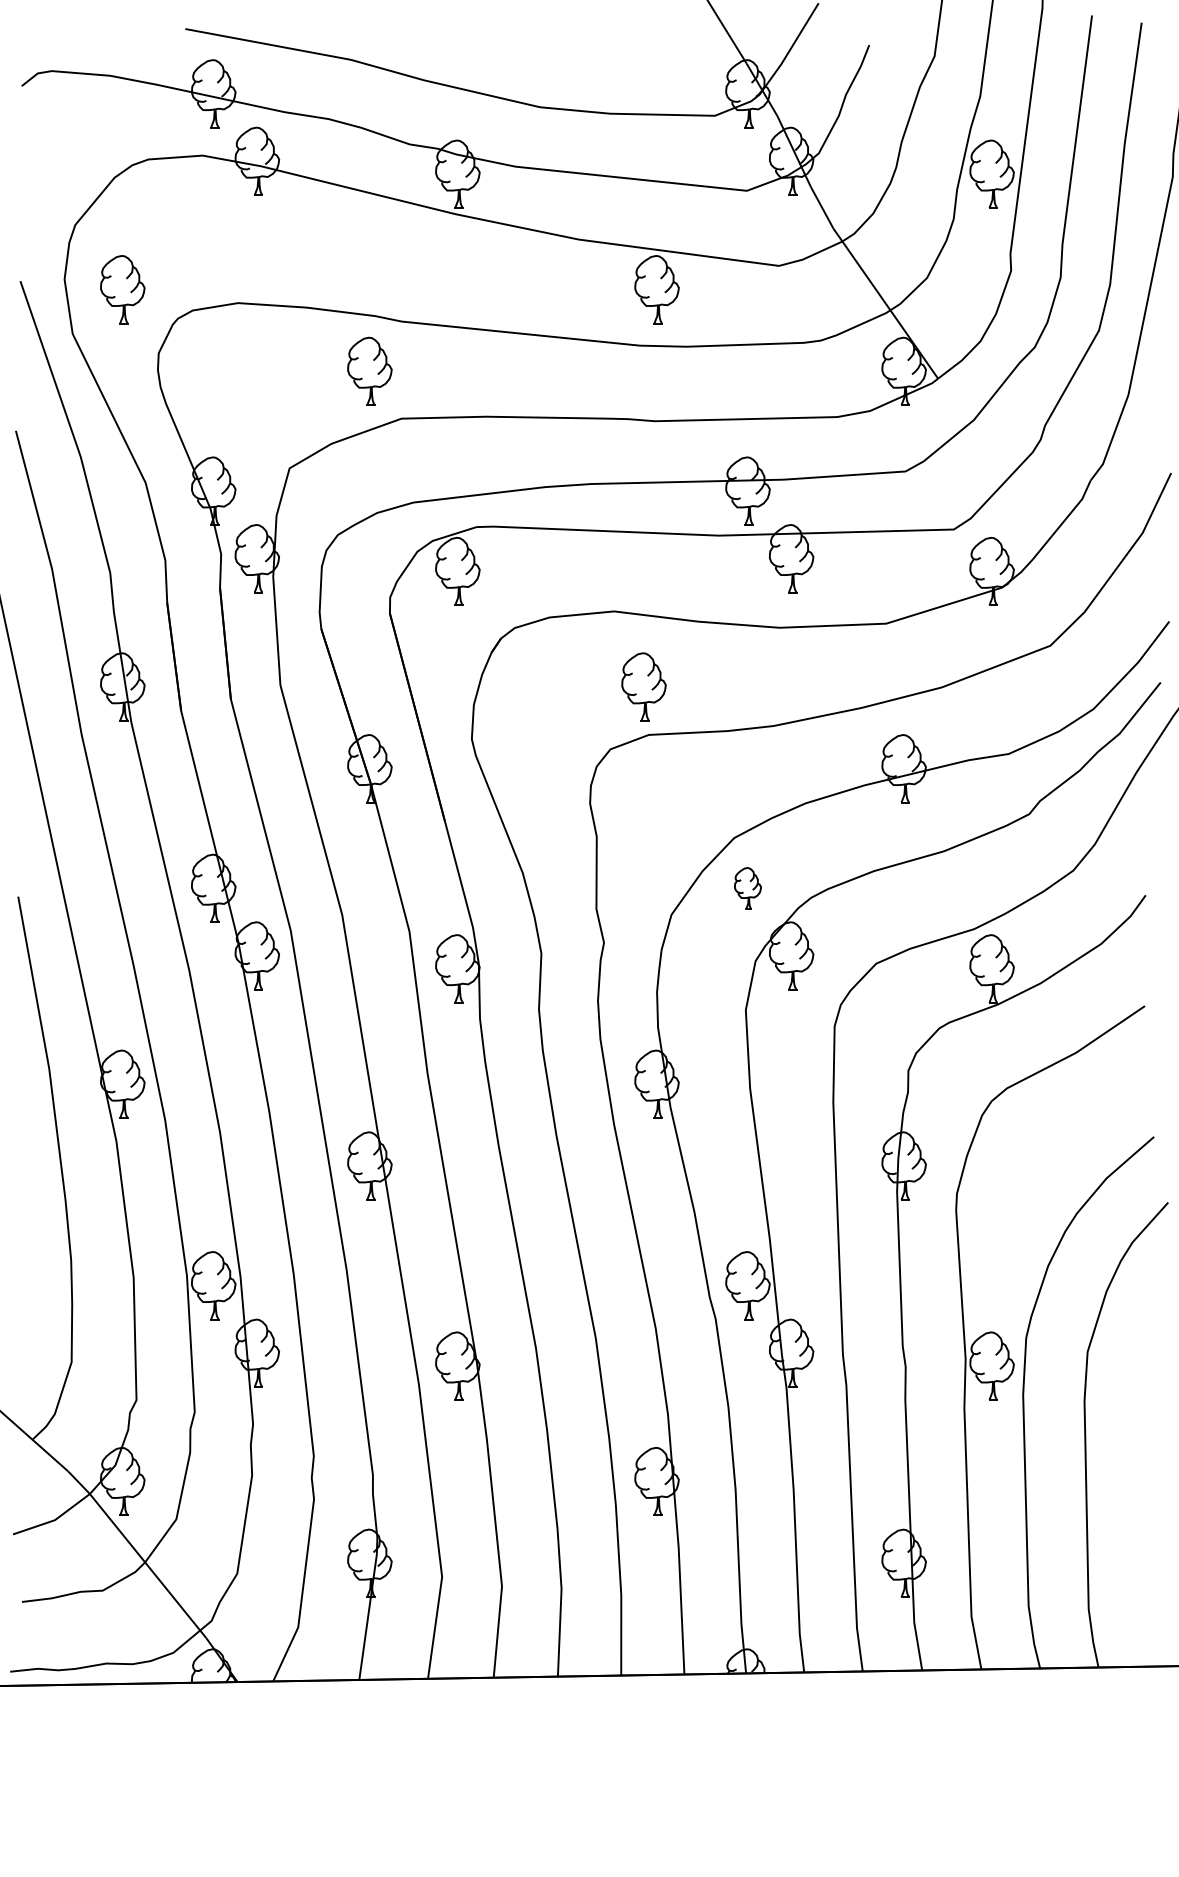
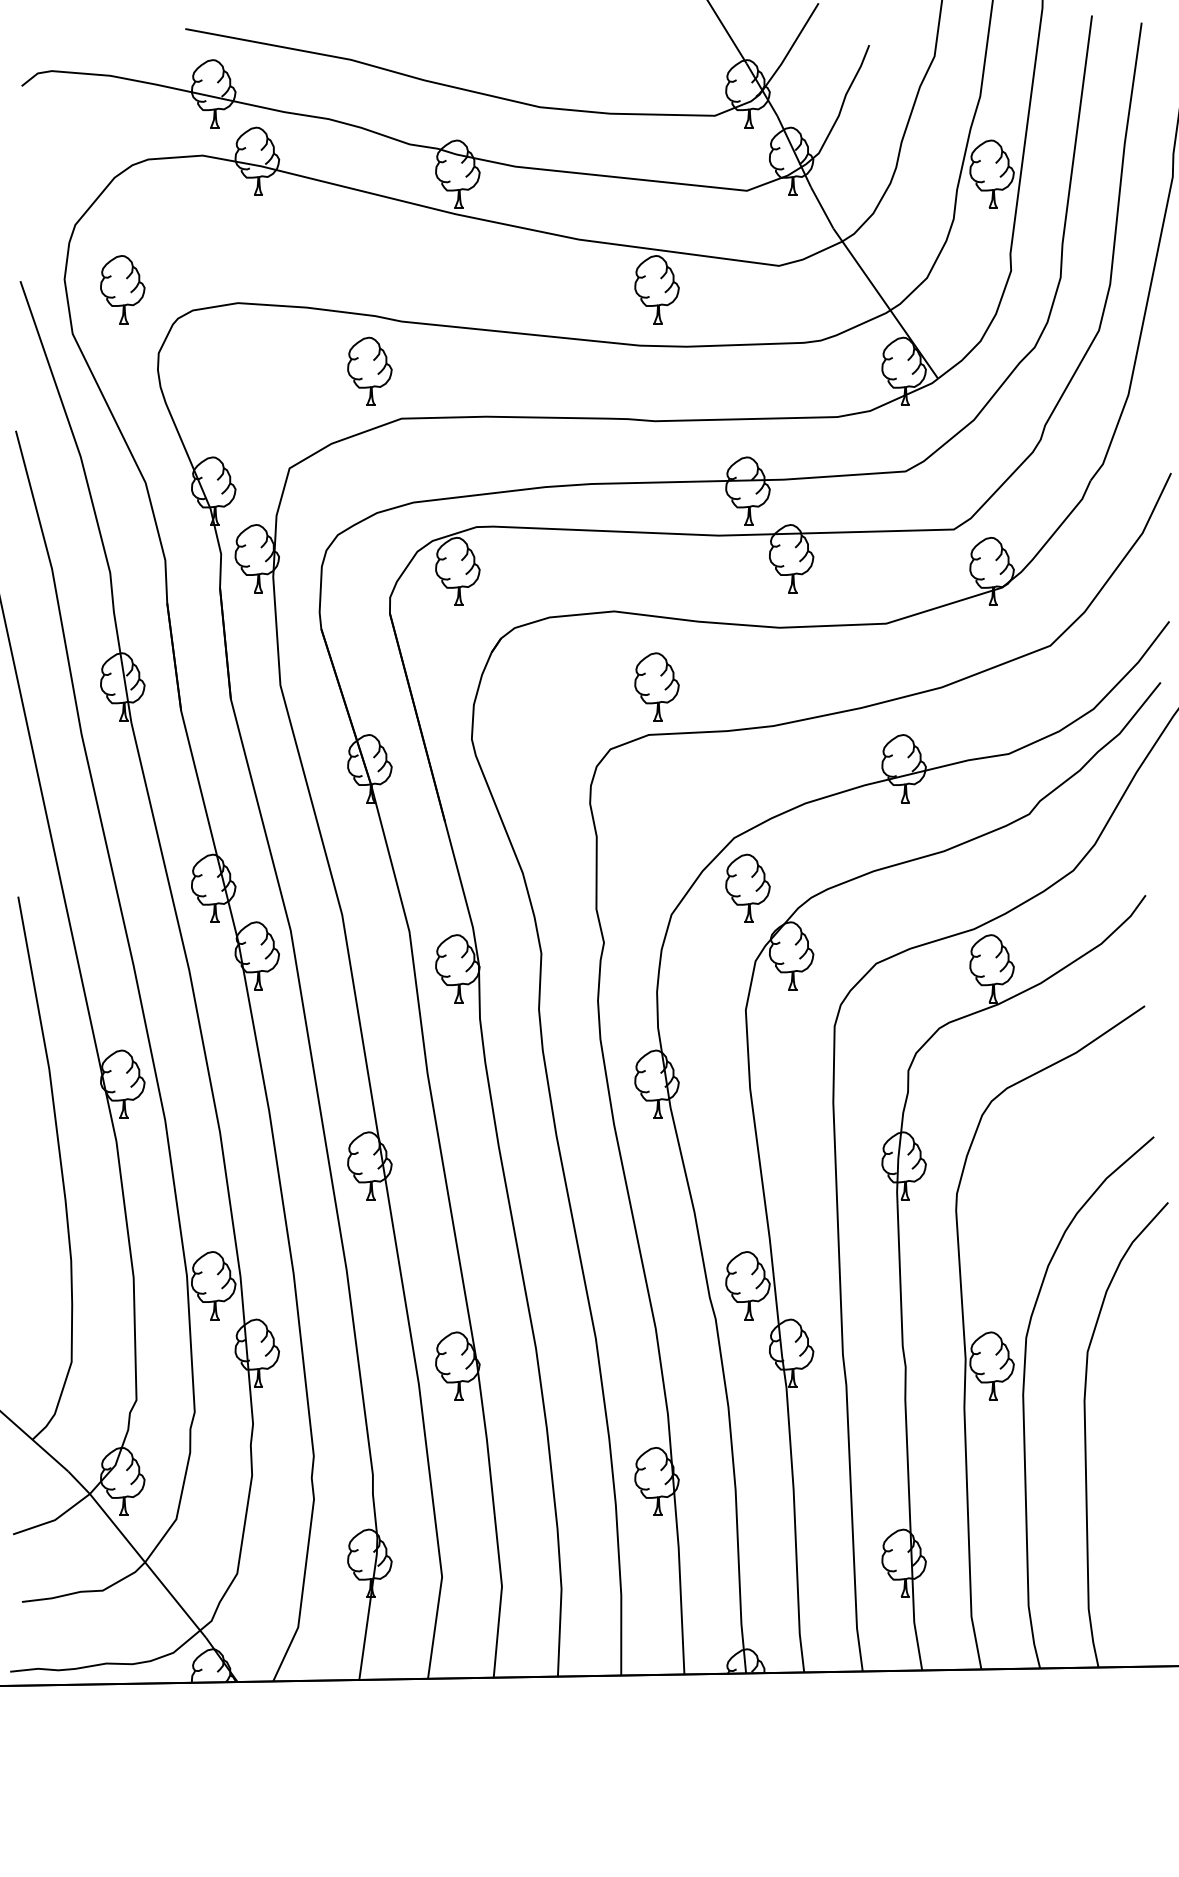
part position: (643, 686) -> (656, 686) (656, 686)
part size: 28x43 px -> 46x70 px (747, 887)
